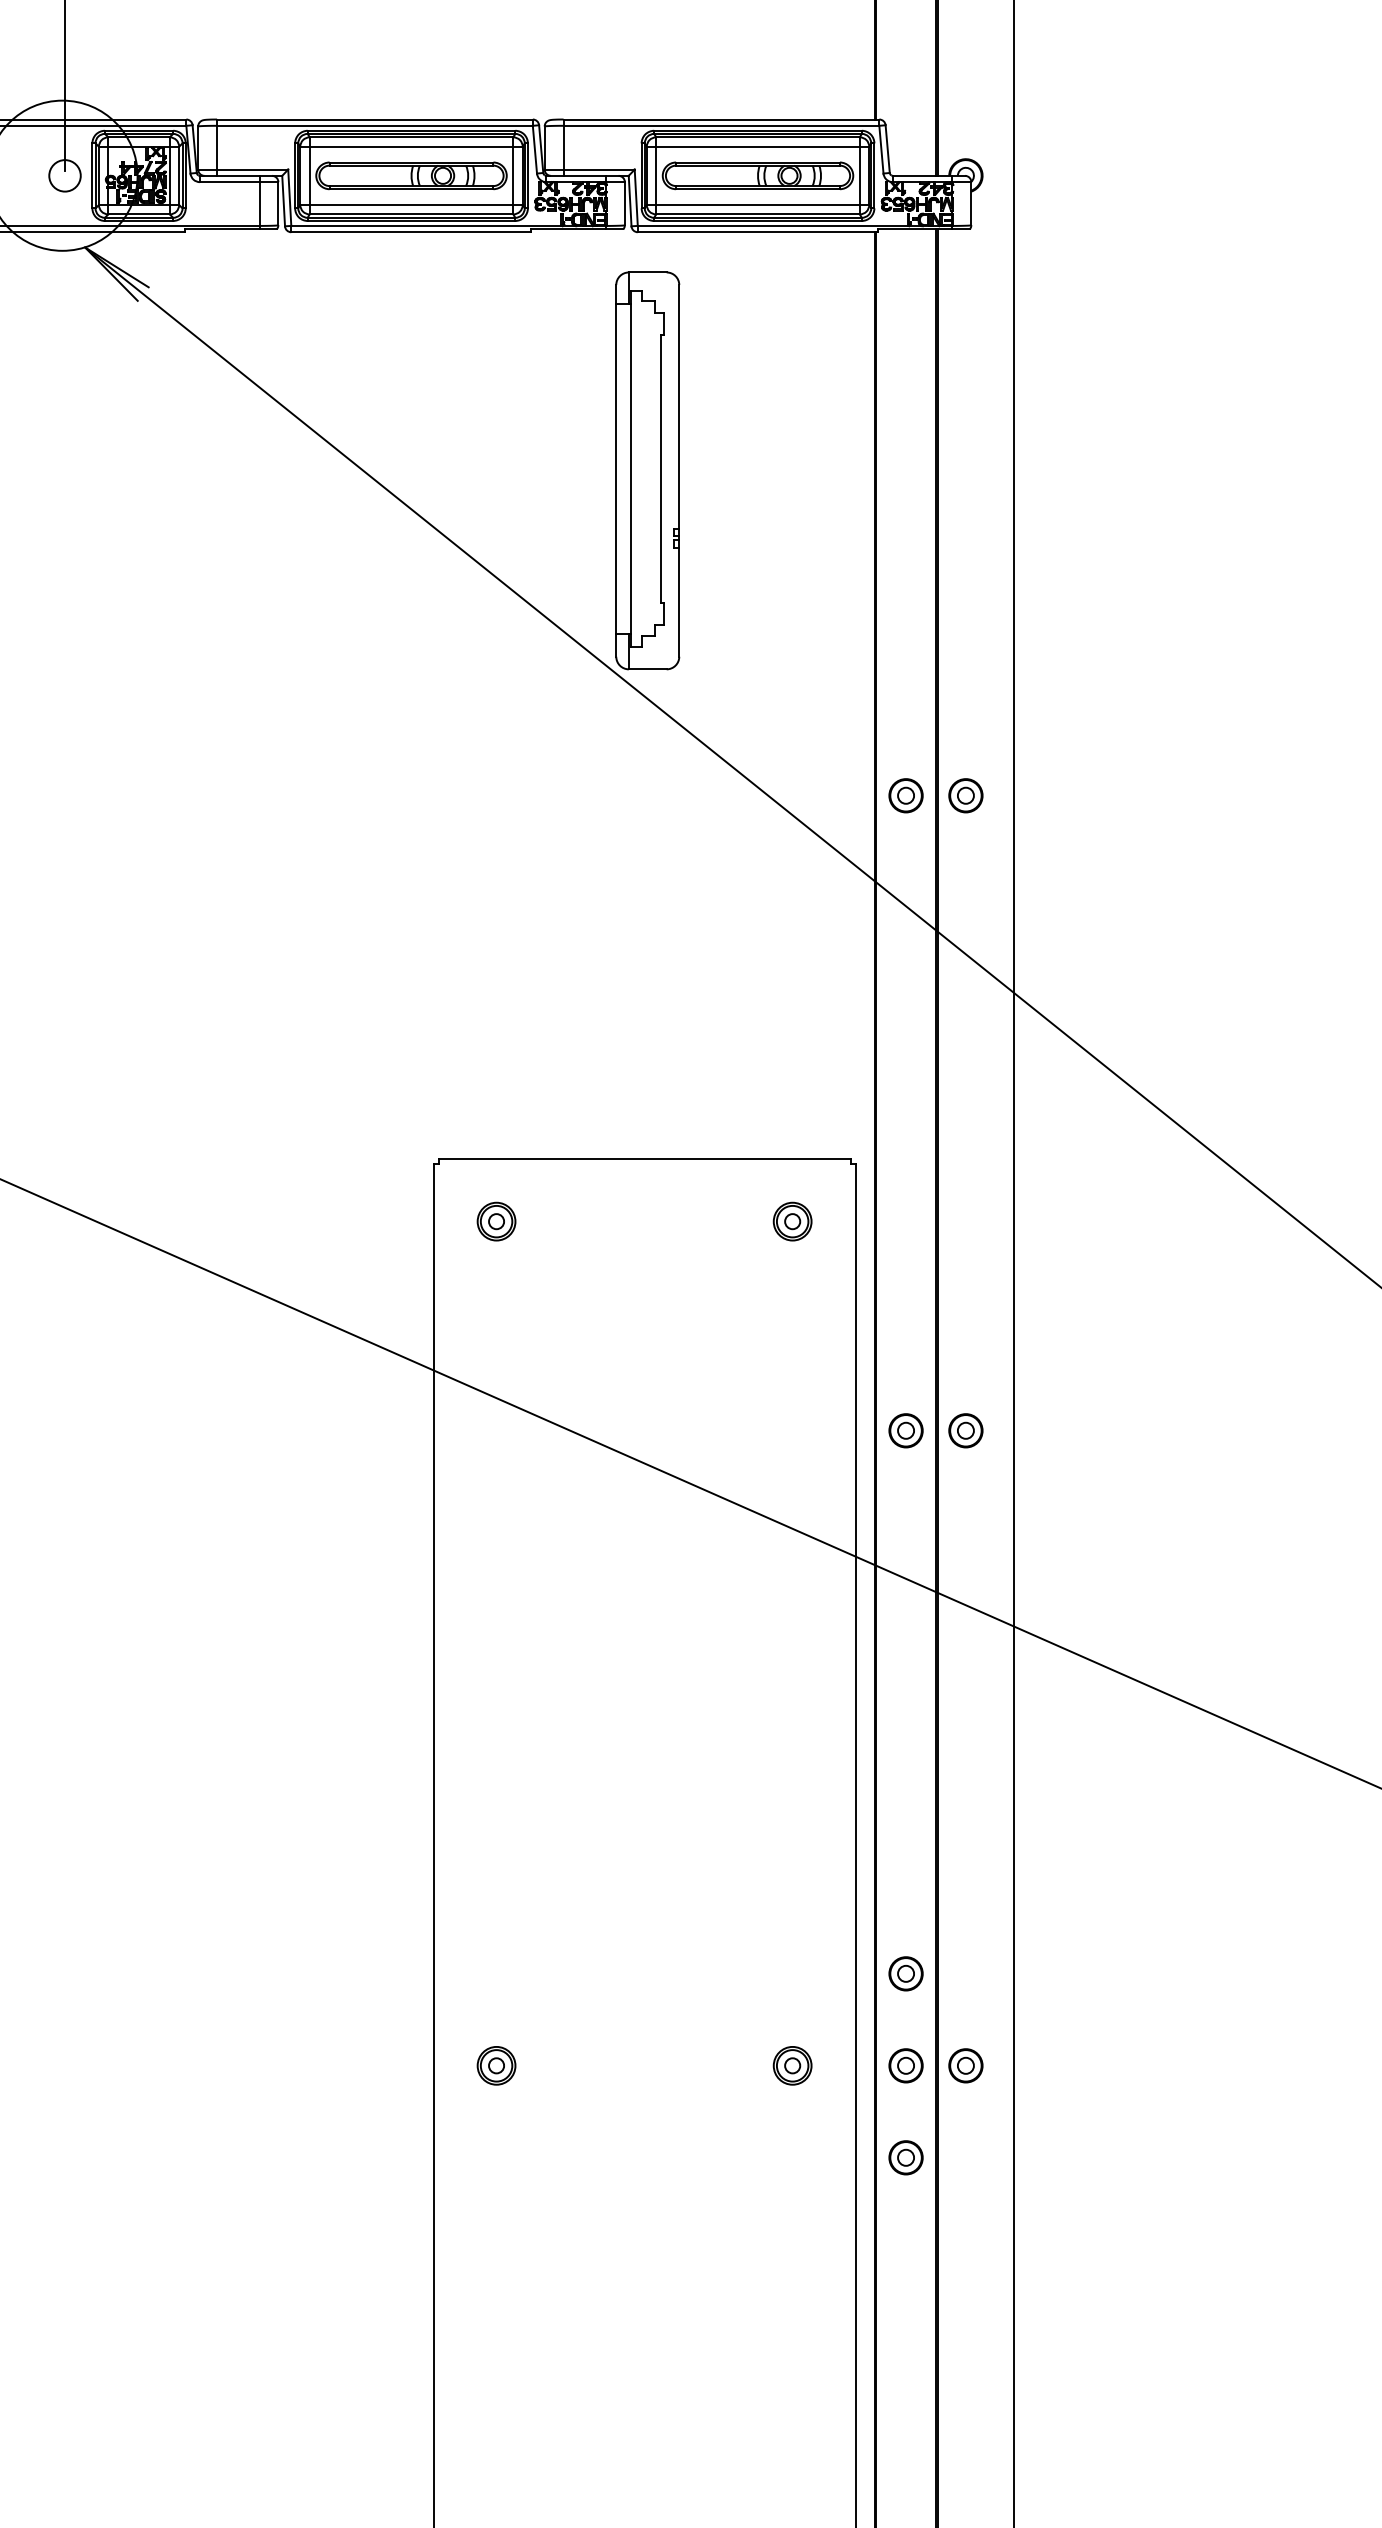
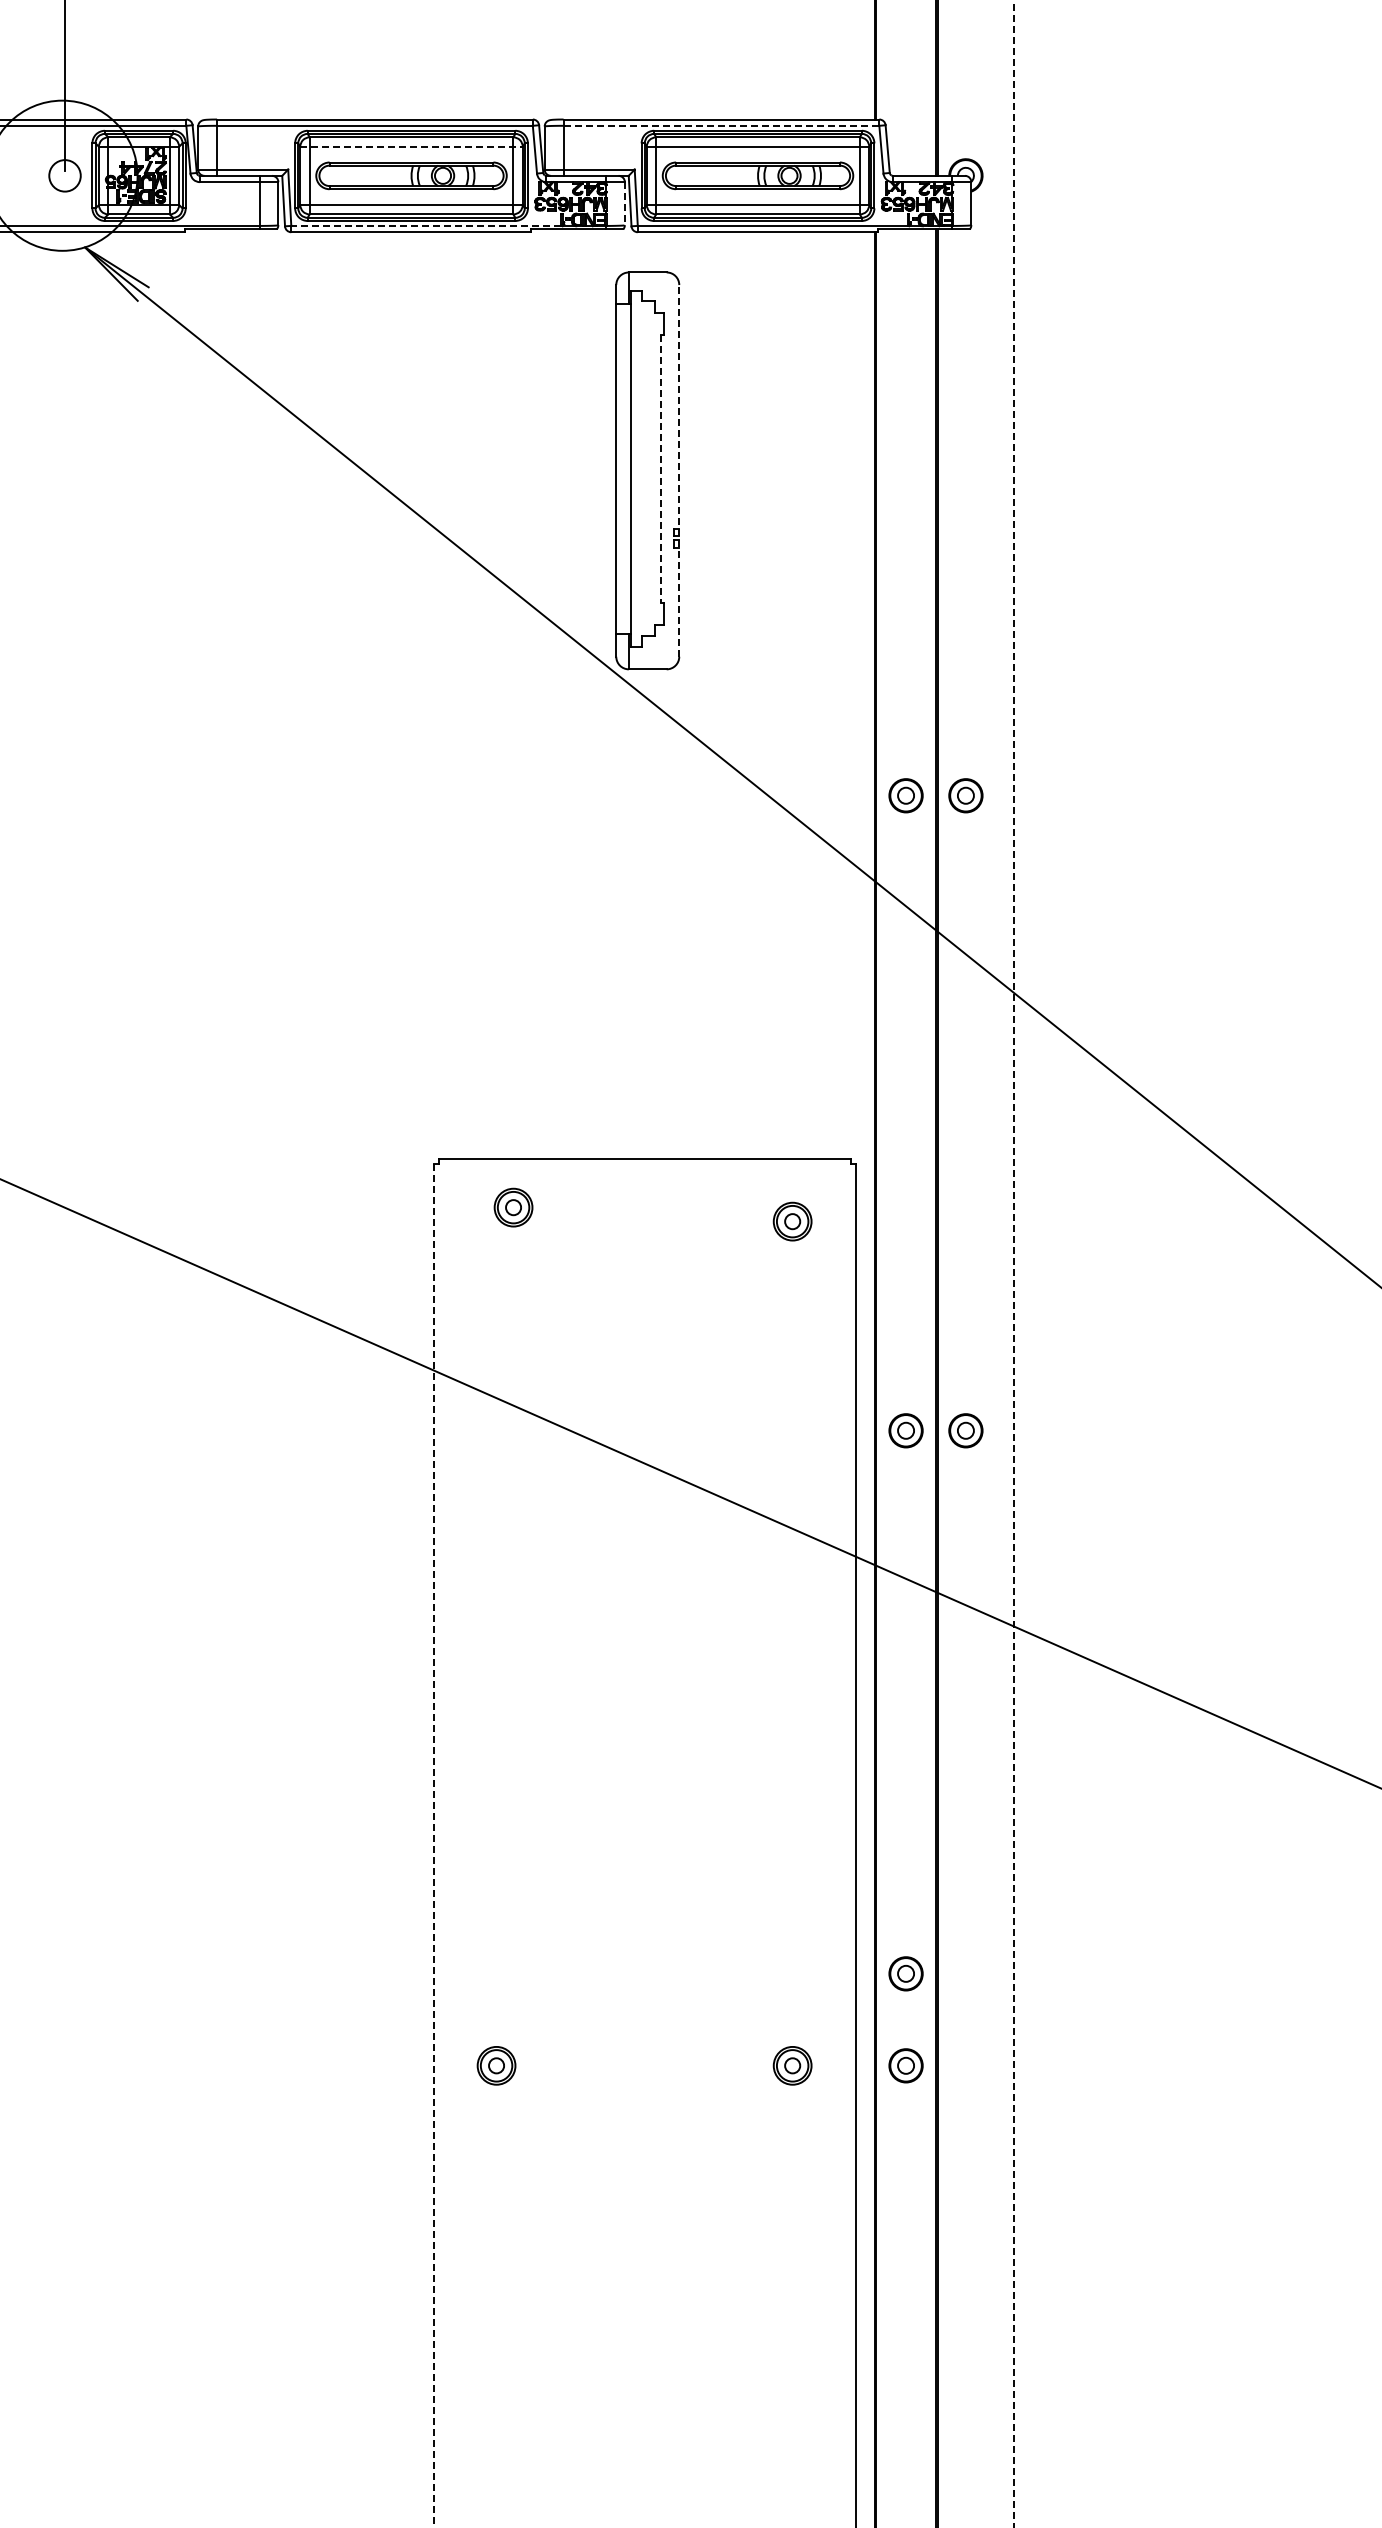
line: solid -> dashed (721, 125)
line: solid -> dashed (412, 146)
line: solid -> dashed (624, 203)
line: solid -> dashed (426, 225)
line: solid -> dashed (661, 468)
line: solid -> dashed (679, 470)
part position: (496, 1221) -> (513, 1207) (513, 1207)
line: solid -> dashed (1014, 1263)
line: solid -> dashed (433, 1845)
part: present -> none (965, 2065)
part: present -> none (905, 2157)
